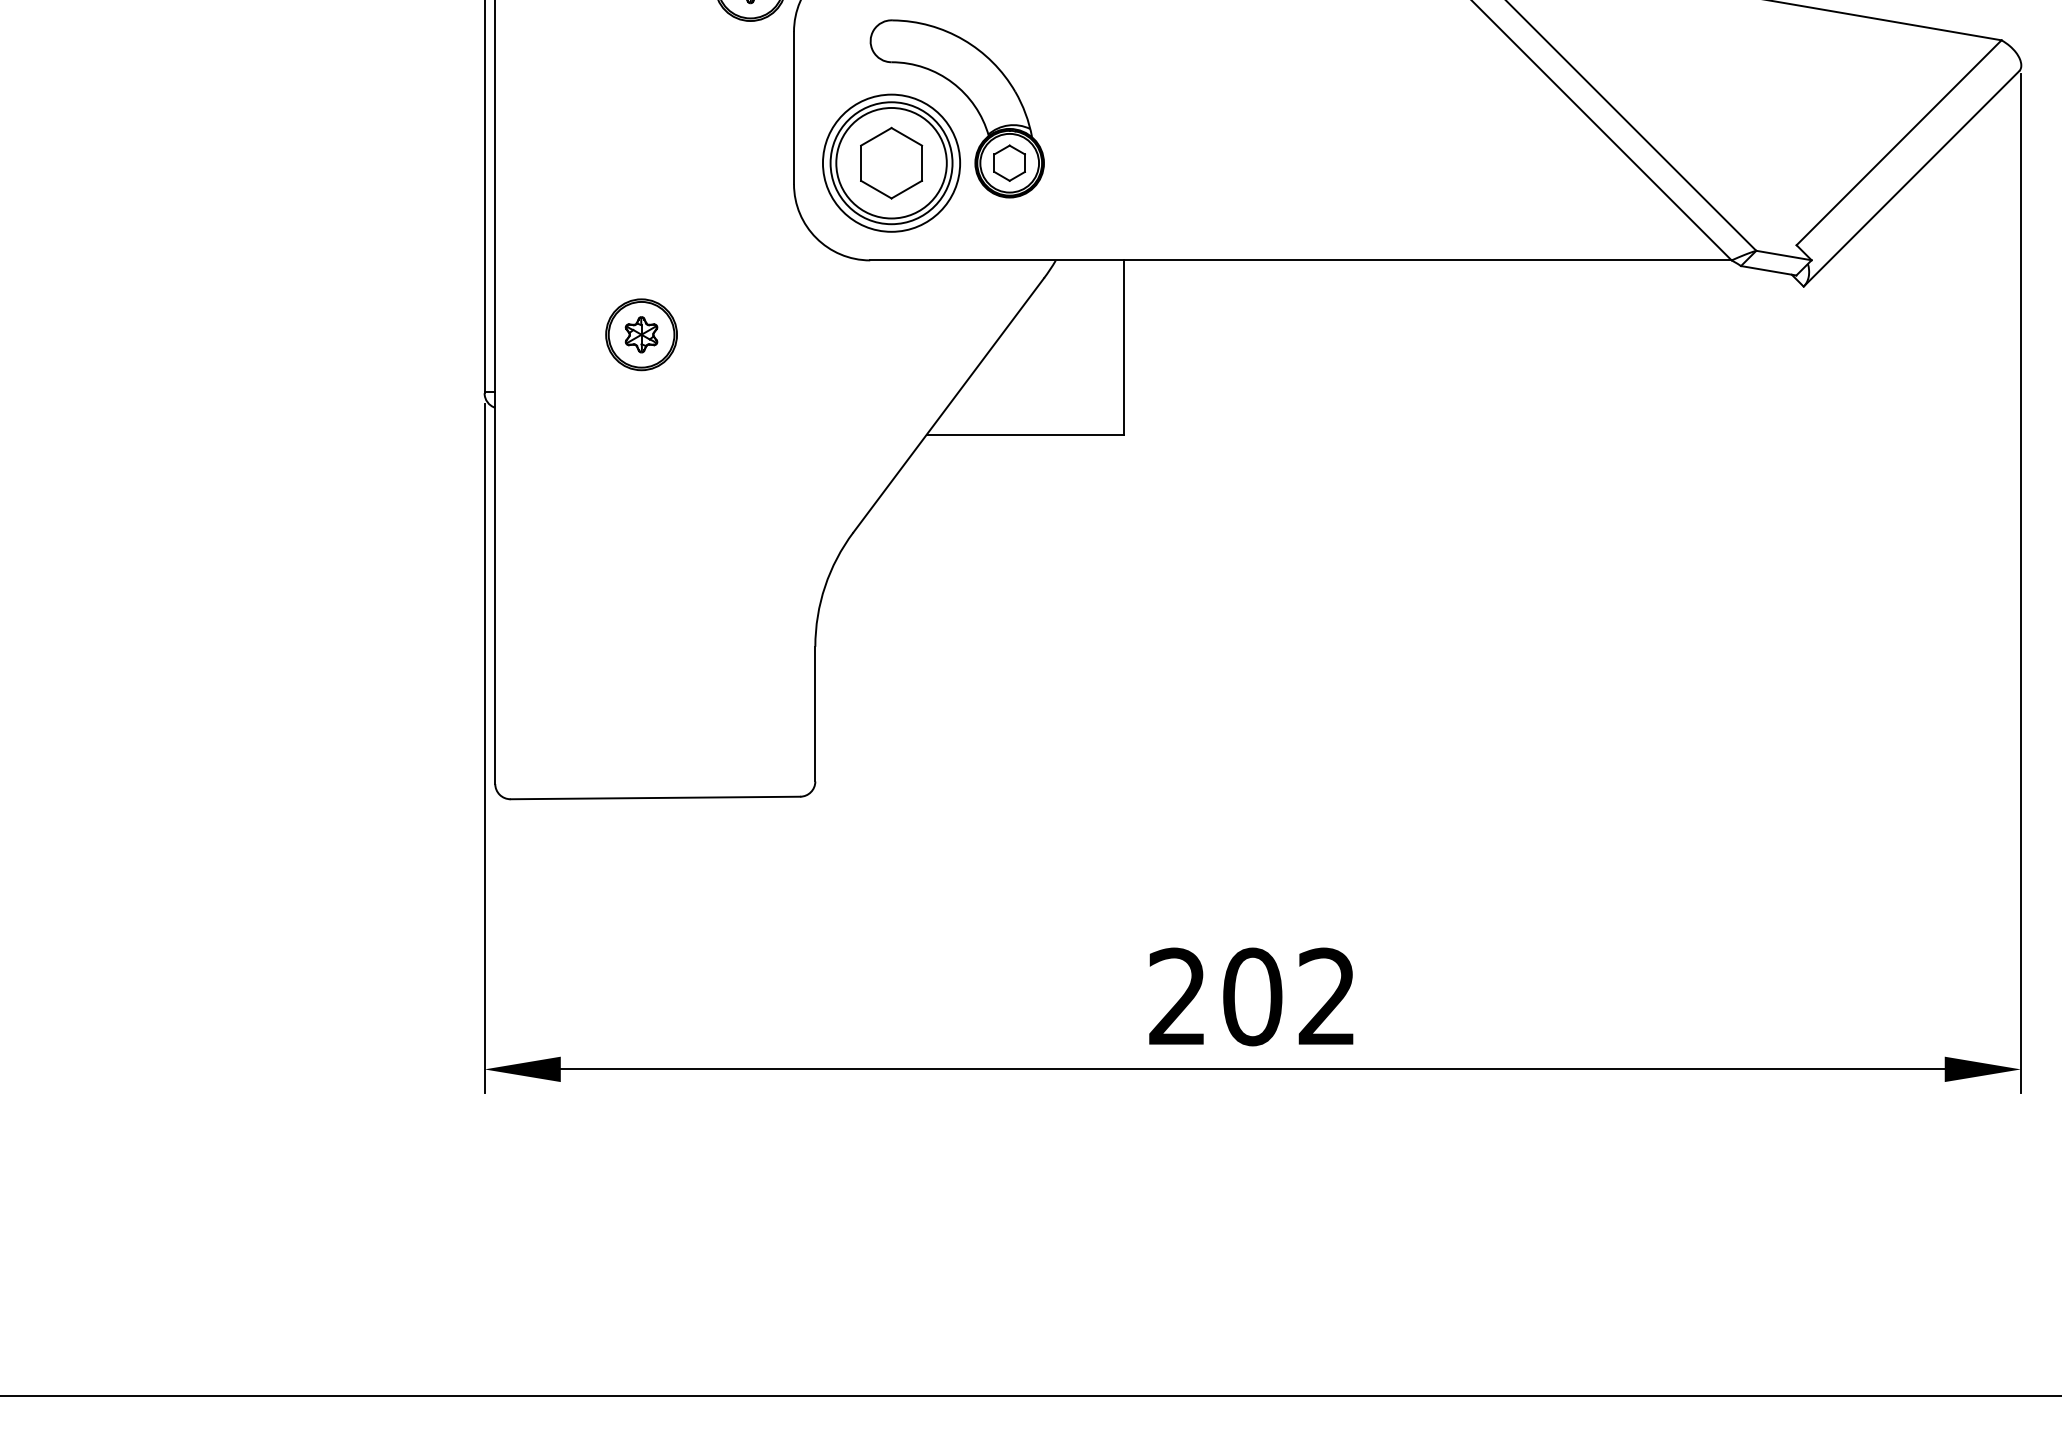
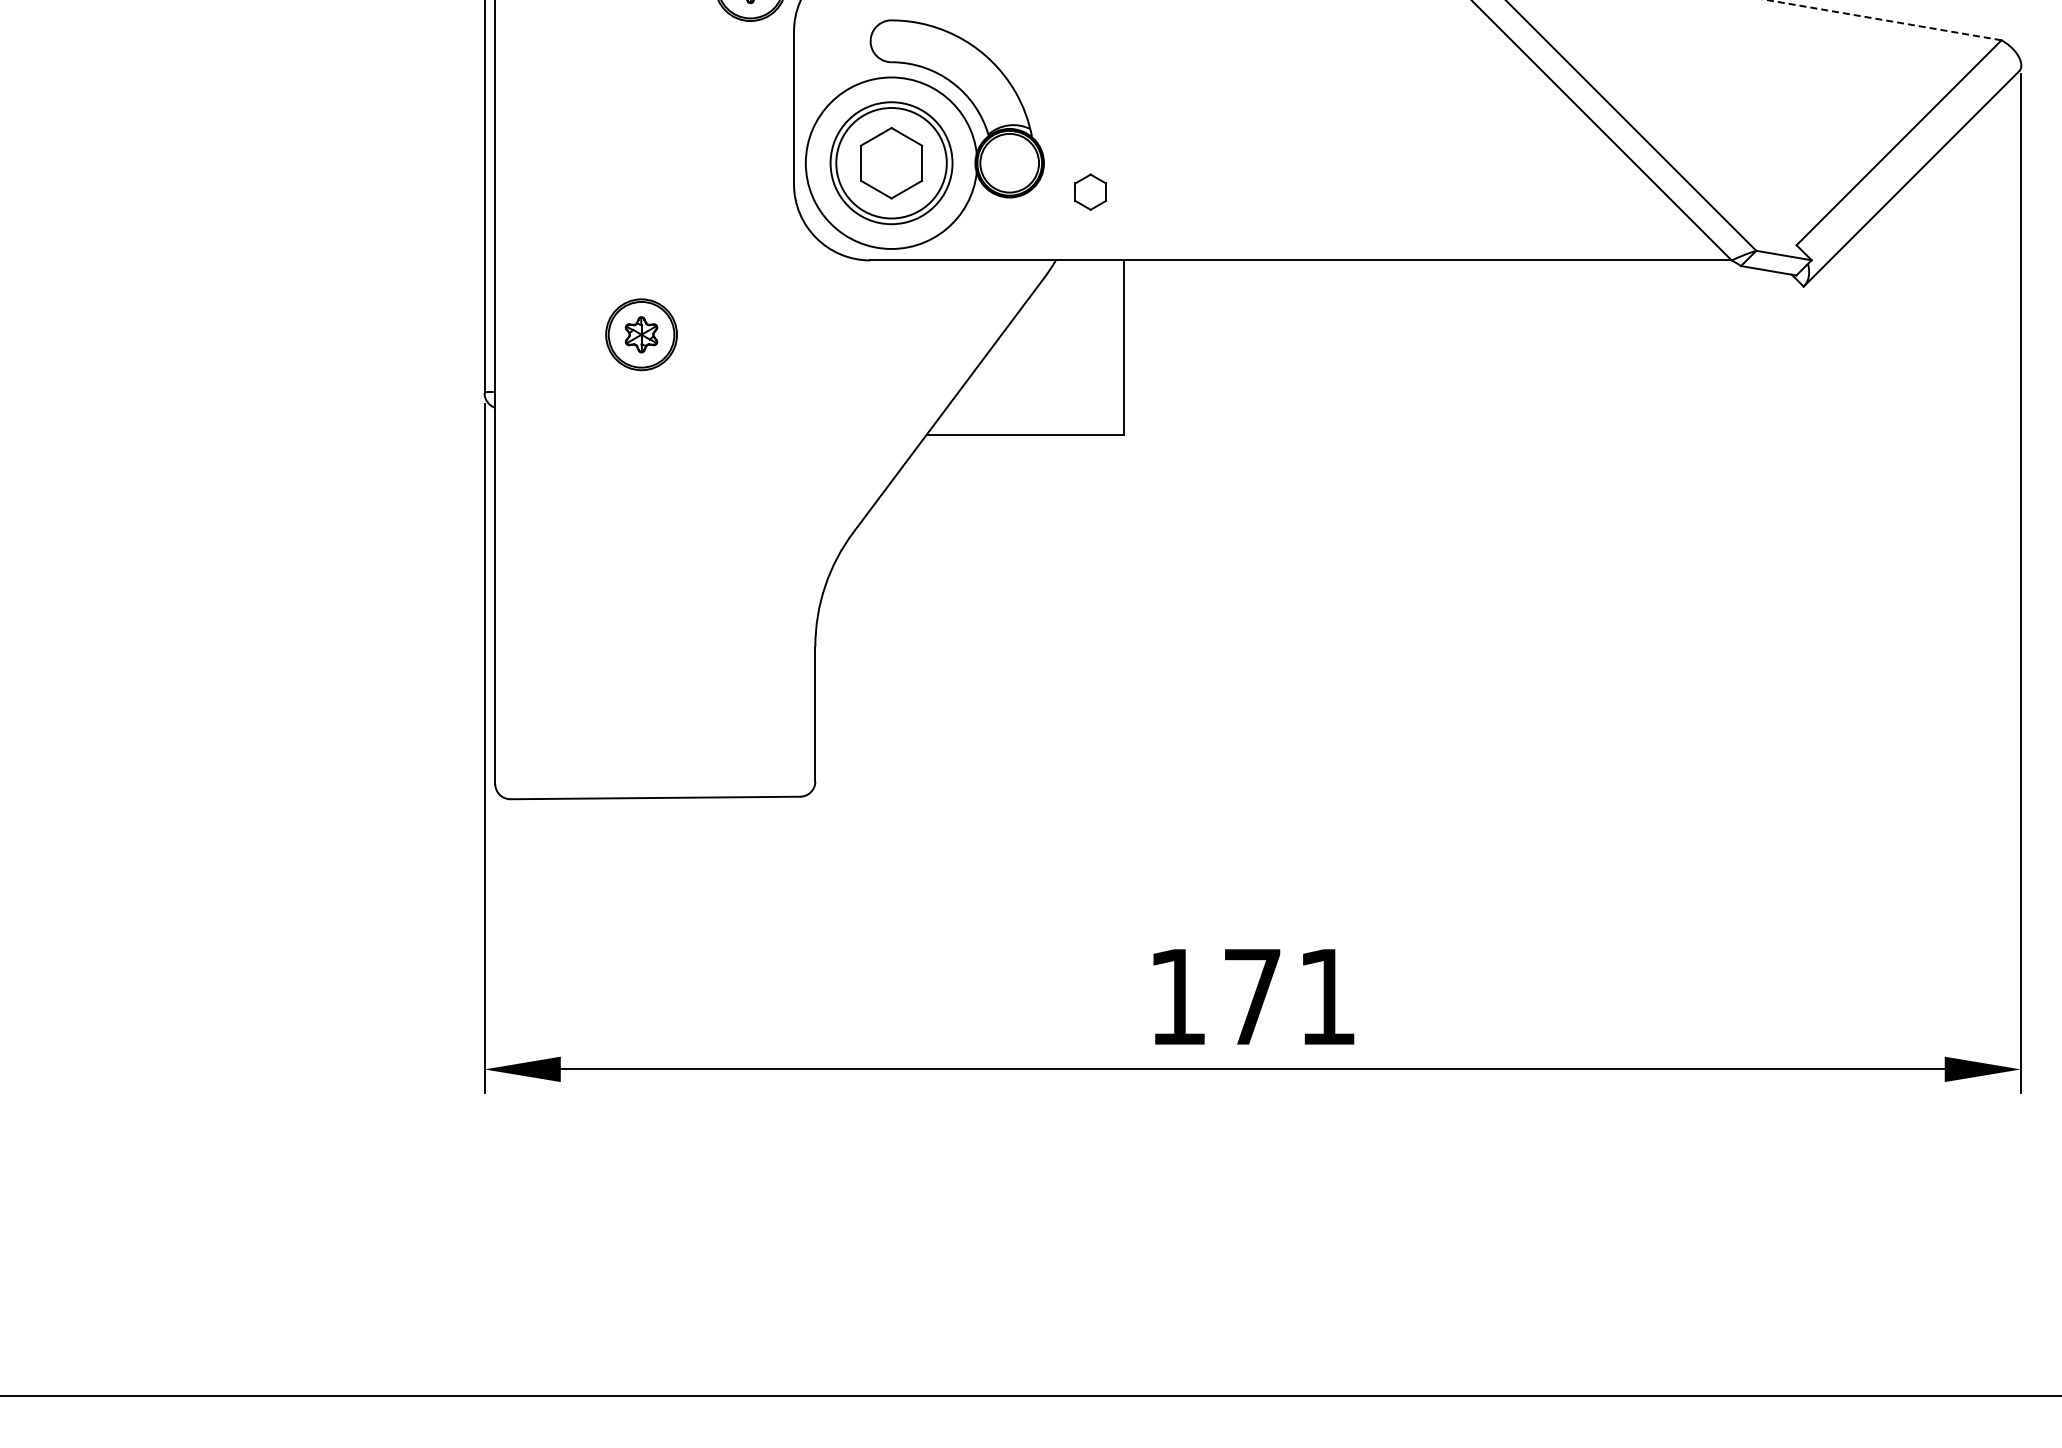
line: solid -> dashed (1884, 20)
circle diameter: 137 px -> 171 px (891, 162)
part position: (1009, 162) -> (1090, 191) (1090, 191)
text: 202 -> 171 (1251, 996)
